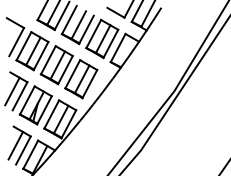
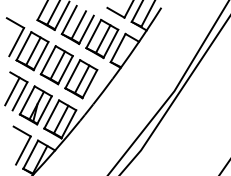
line: present -> none (15, 145)
